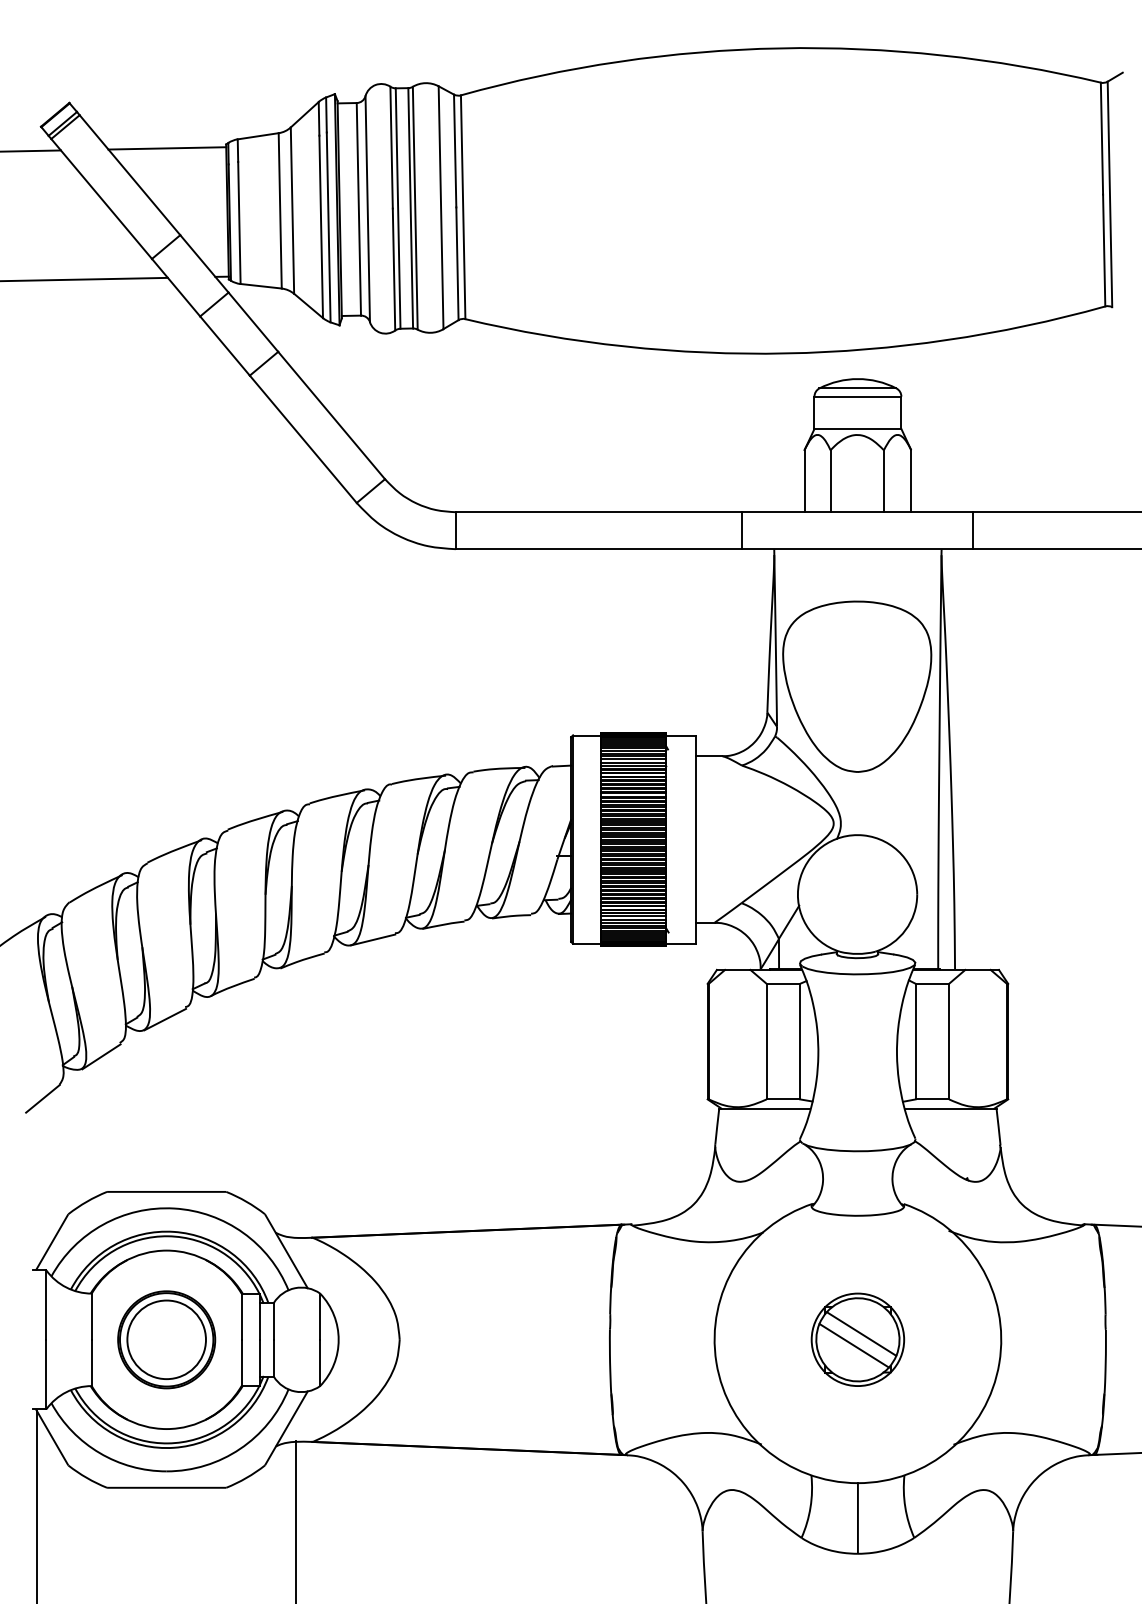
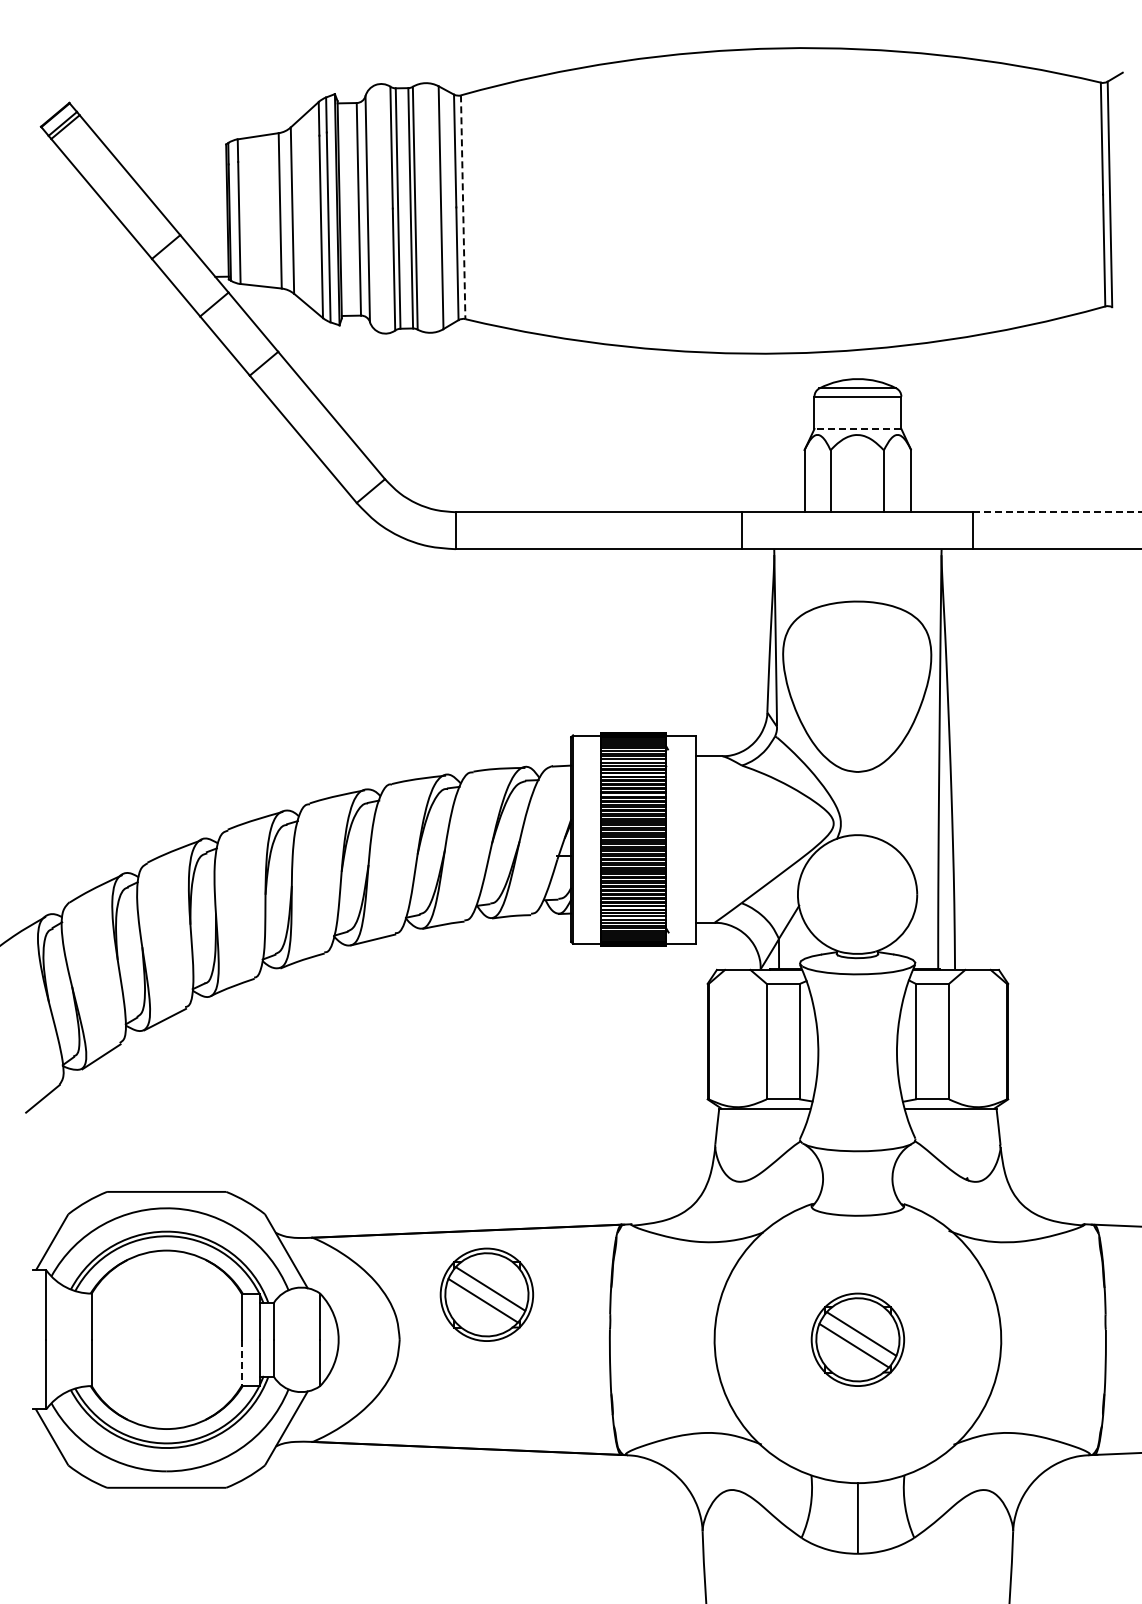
line: present -> none (167, 148)
line: present -> none (31, 150)
line: solid -> dashed (463, 207)
line: present -> none (84, 279)
line: solid -> dashed (857, 429)
line: solid -> dashed (1057, 512)
part: none -> present (486, 1294)
part: present -> none (166, 1339)
line: solid -> dashed (241, 1363)
line: present -> none (37, 1505)
line: present -> none (296, 1520)
